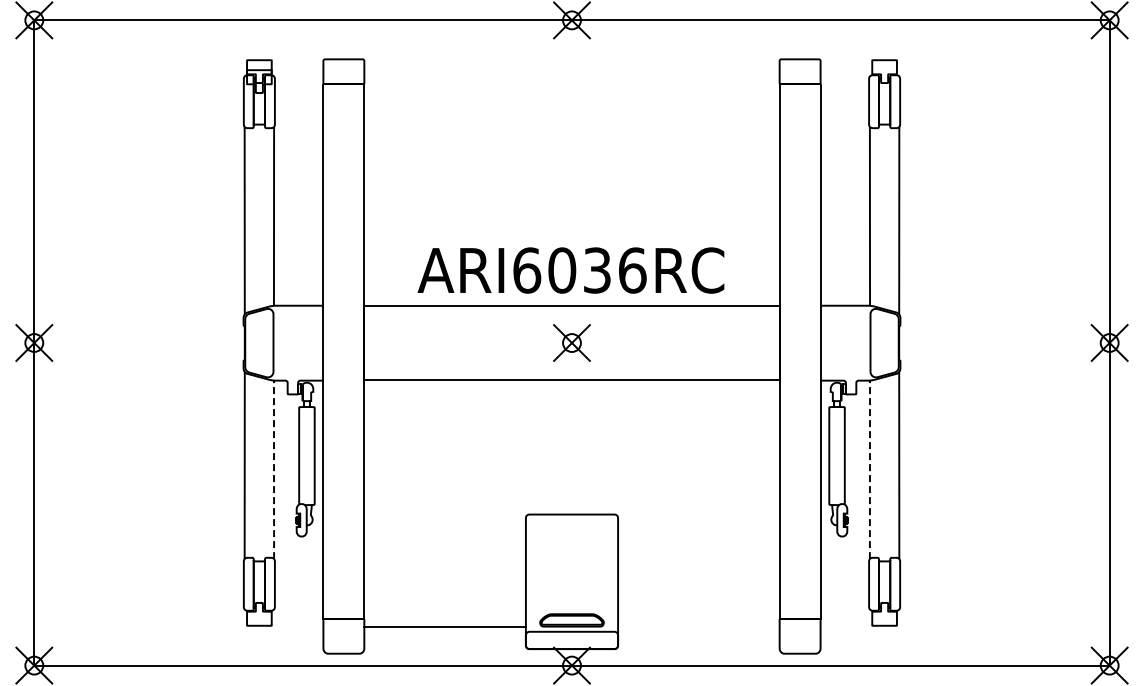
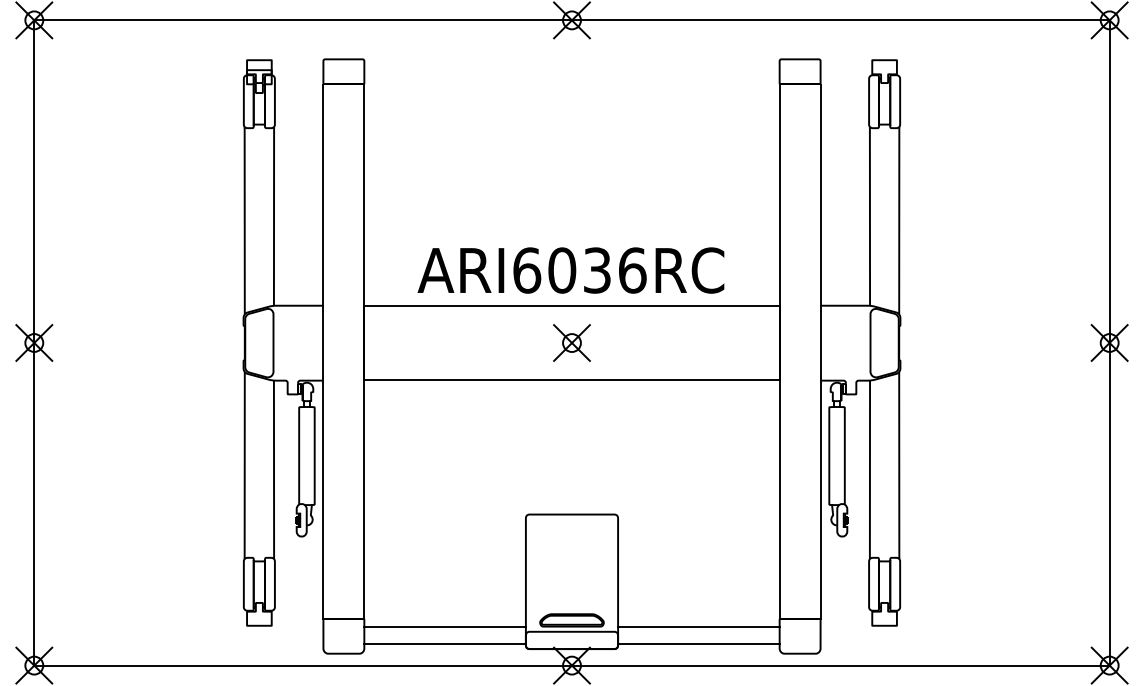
line: dashed -> solid (274, 469)
line: dashed -> solid (869, 469)
line: none -> present (698, 626)
line: none -> present (445, 644)
line: none -> present (698, 644)
